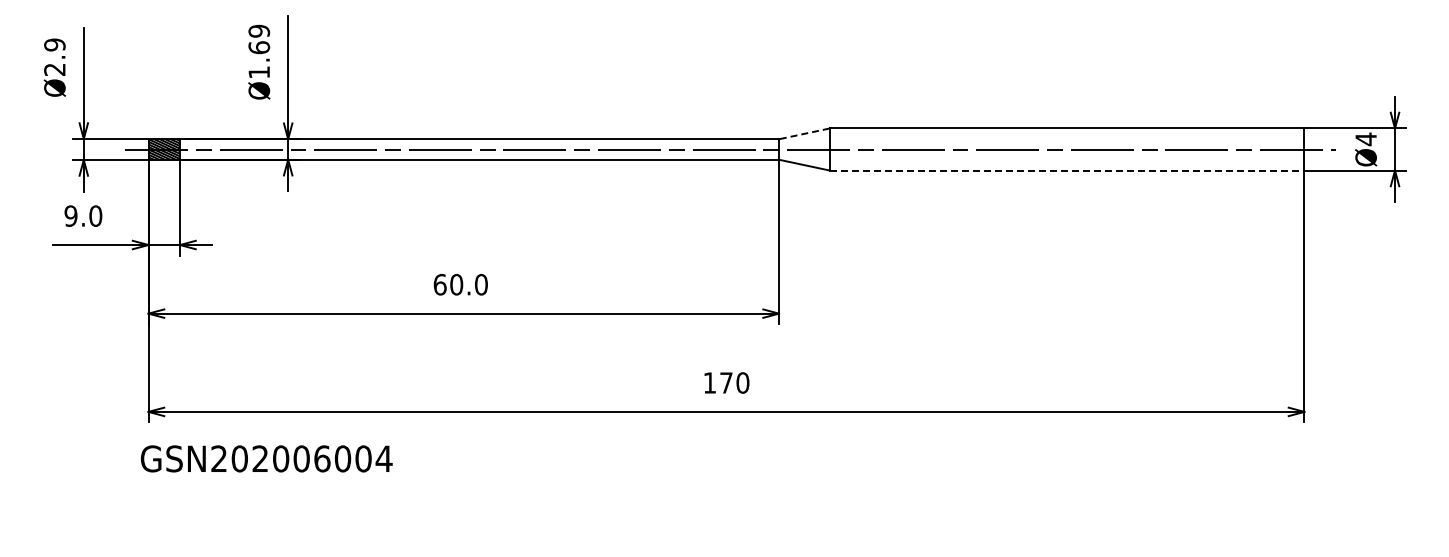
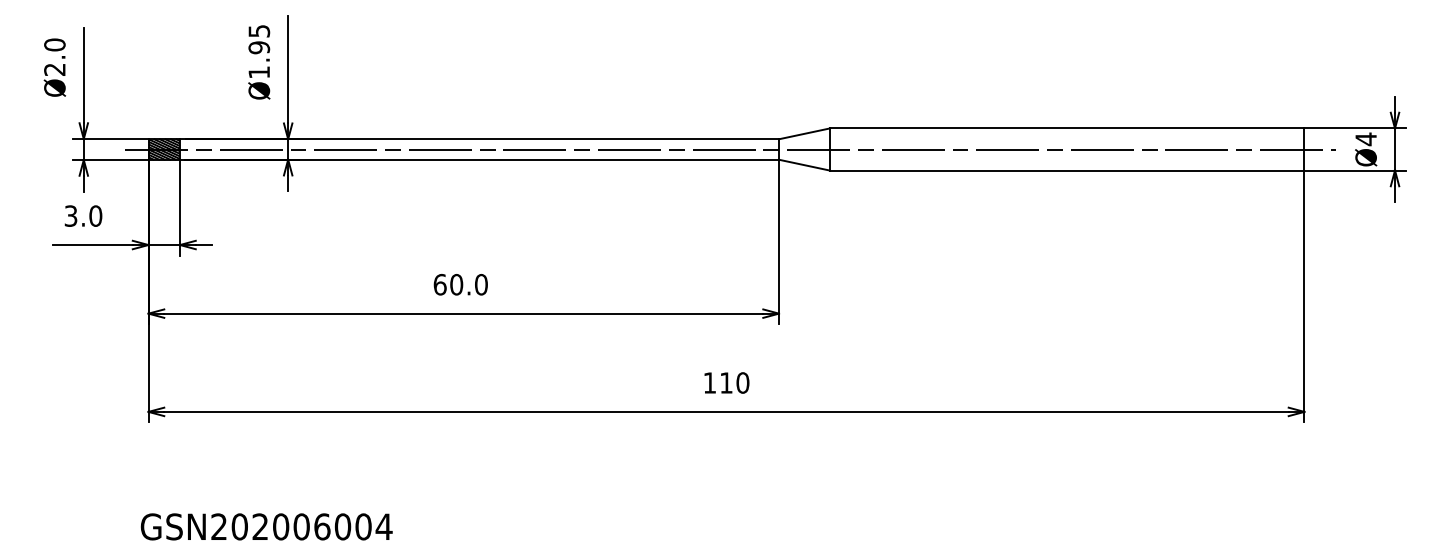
text: Ø1.69 -> Ø1.95 (259, 39)
text: Ø2.9 -> Ø2.0 (54, 44)
line: dashed -> solid (804, 133)
line: dashed -> solid (1067, 170)
text: 9.0 -> 3.0 (70, 215)
text: 170 -> 110 (726, 382)
text position: (266, 458) -> (266, 526) (266, 526)
